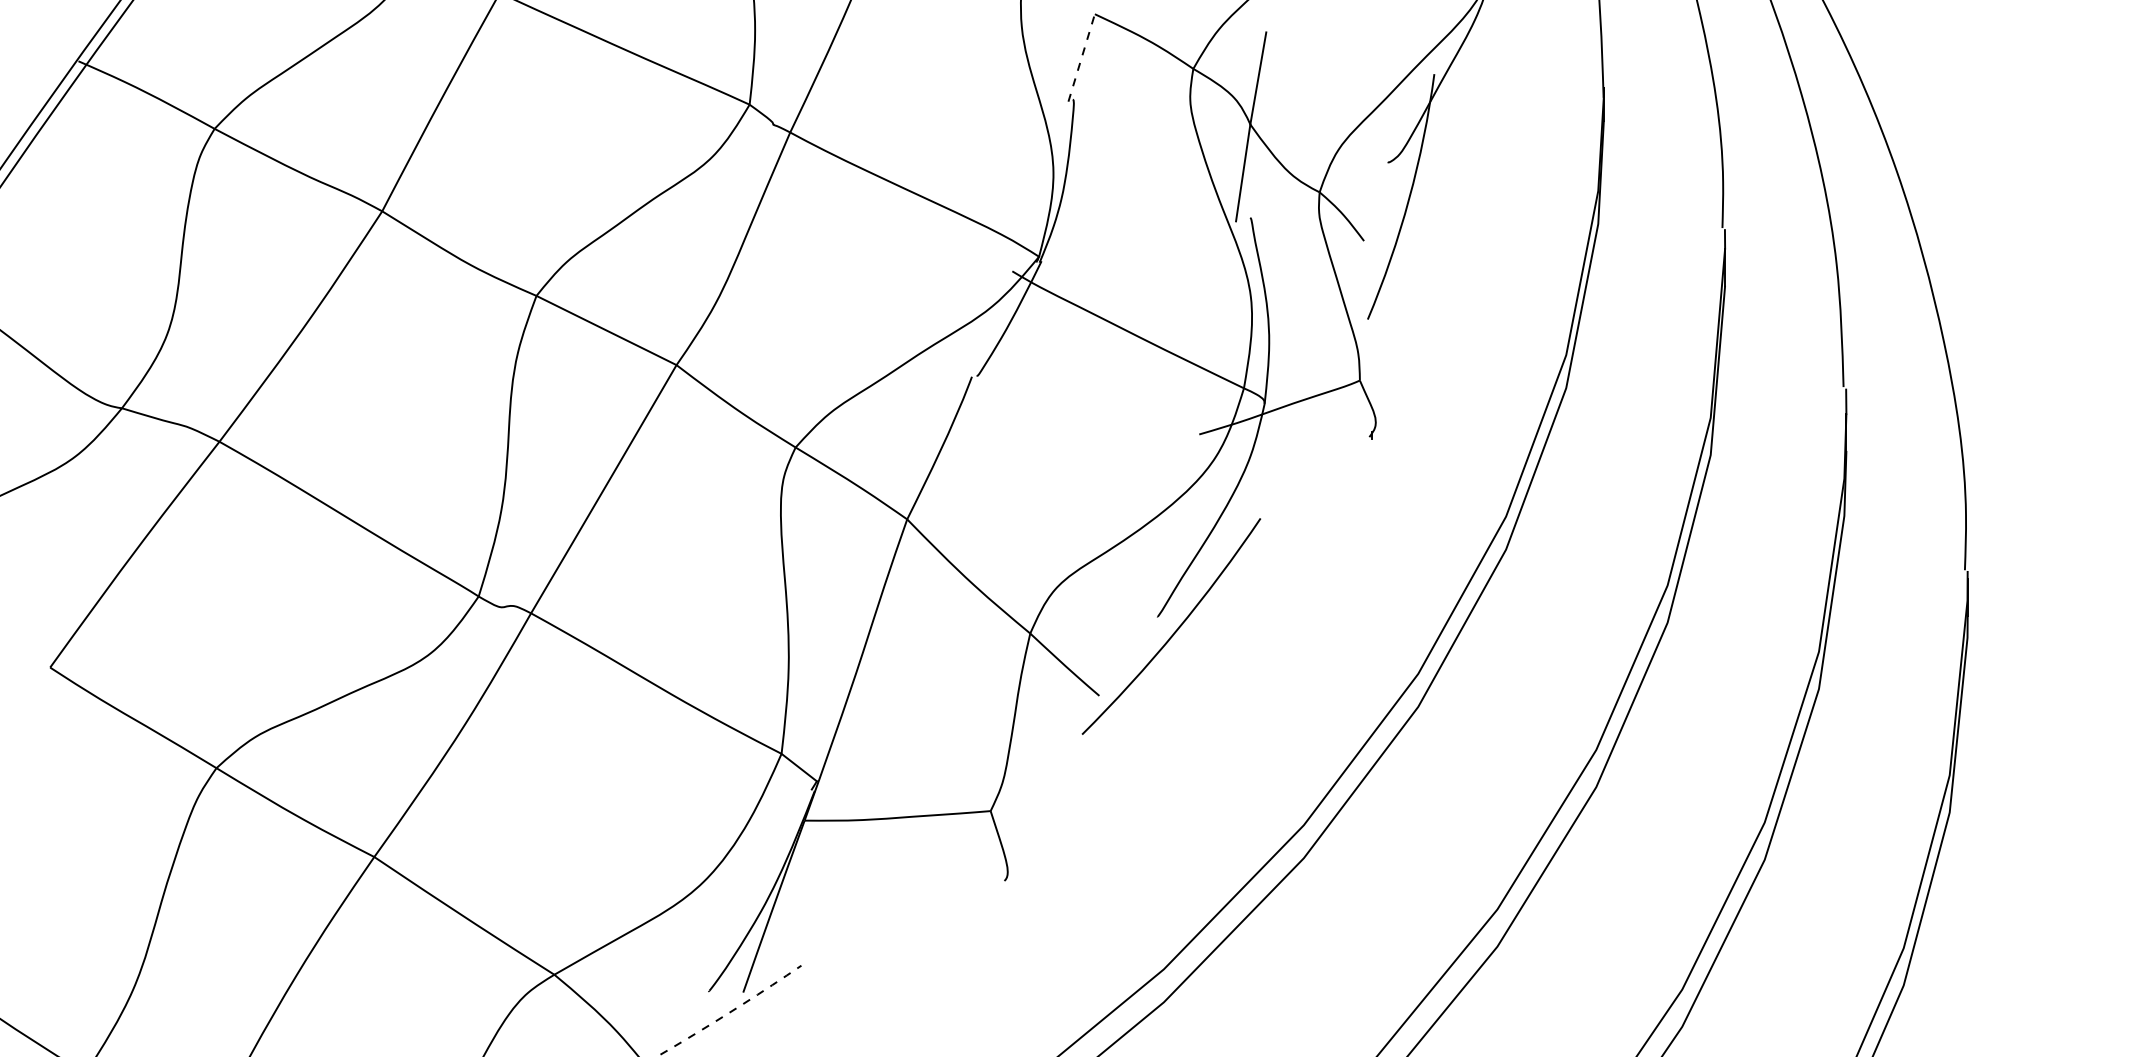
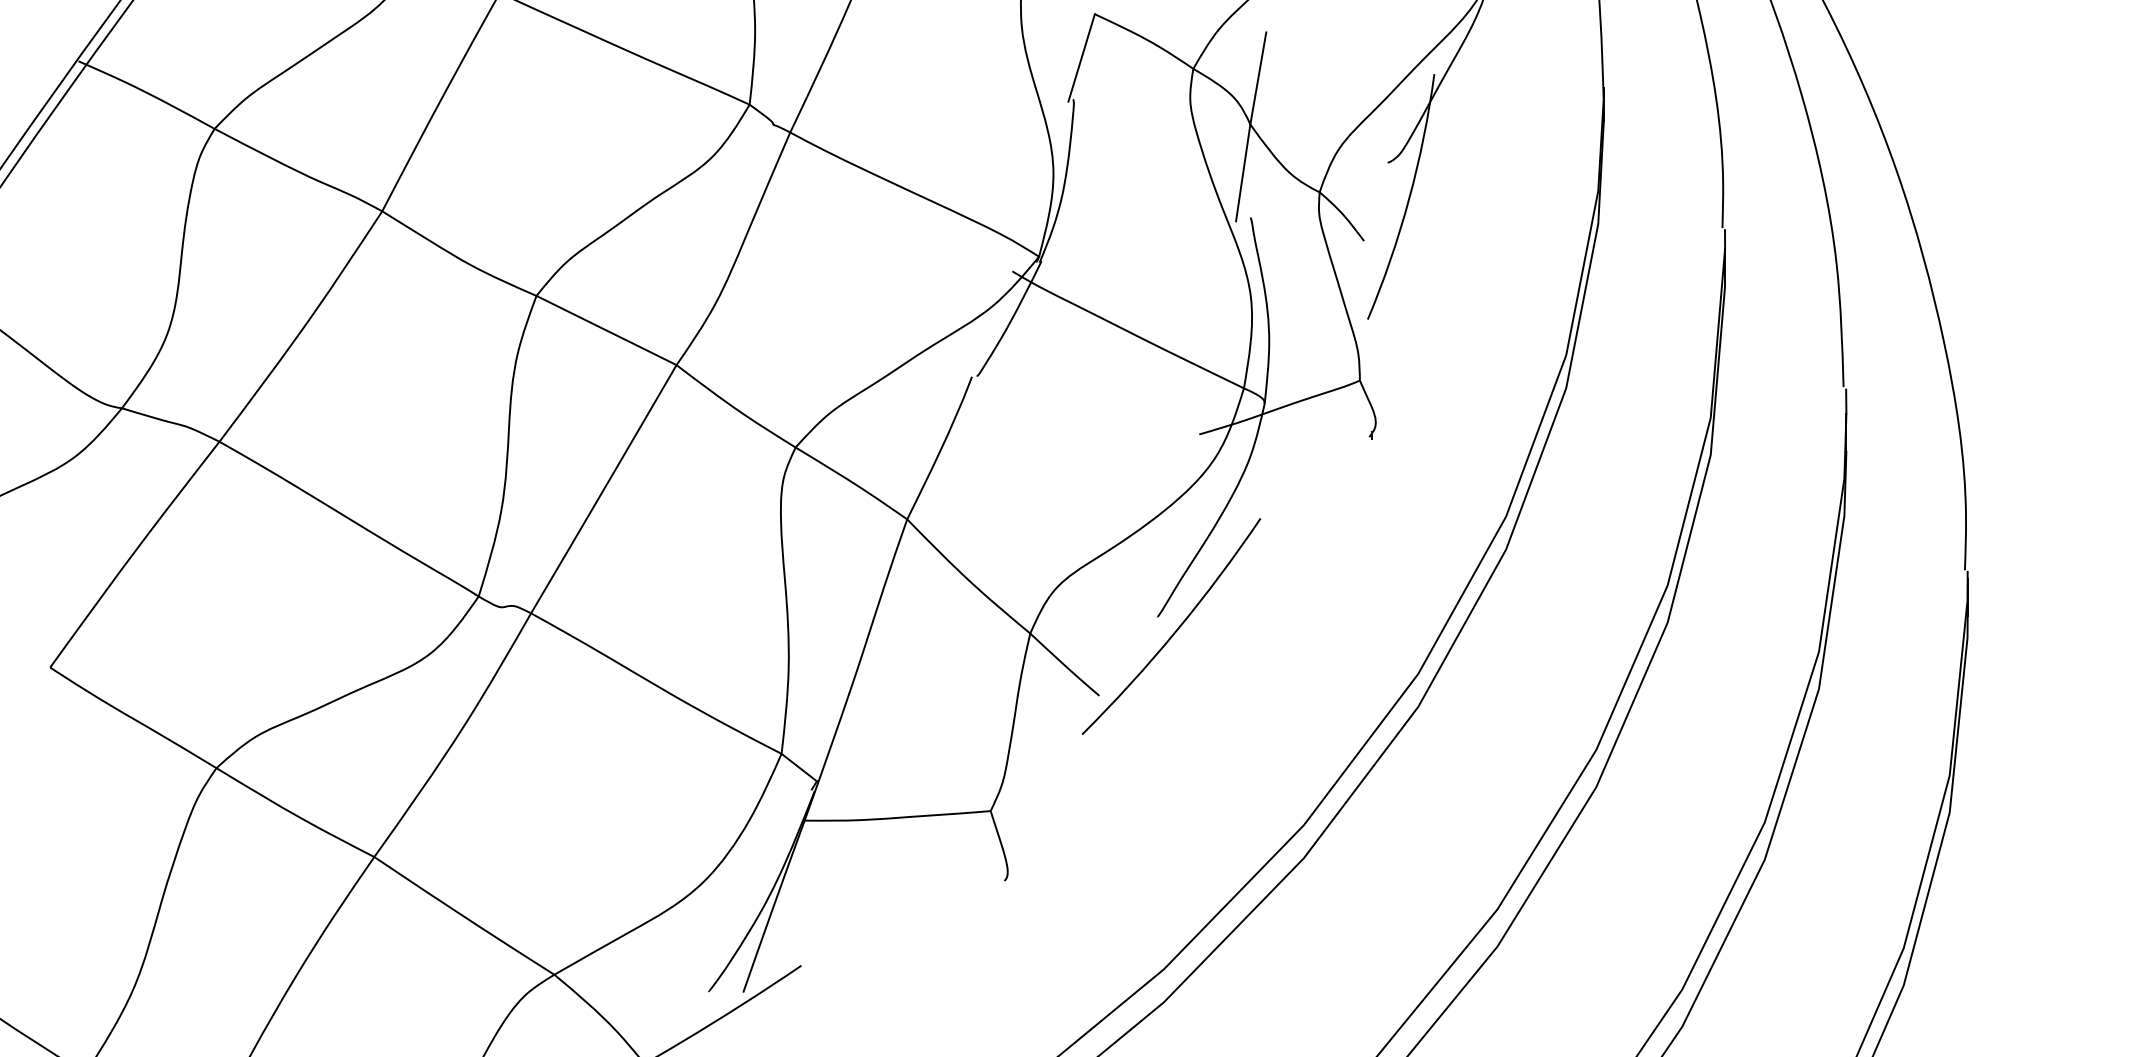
line: dashed -> solid (1081, 57)
arc: dashed -> solid (730, 1012)
